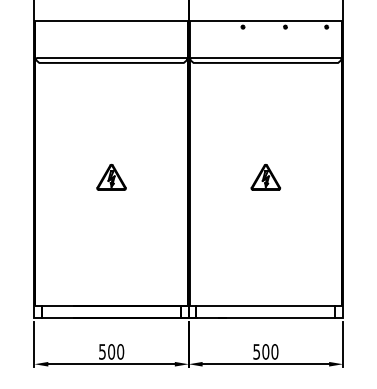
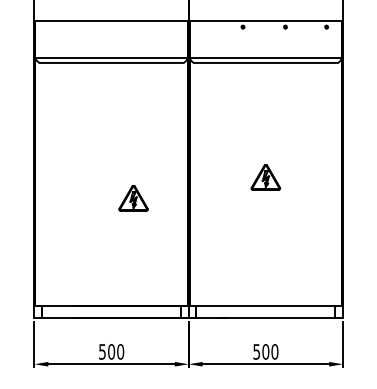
part position: (111, 176) -> (133, 197) (133, 197)
